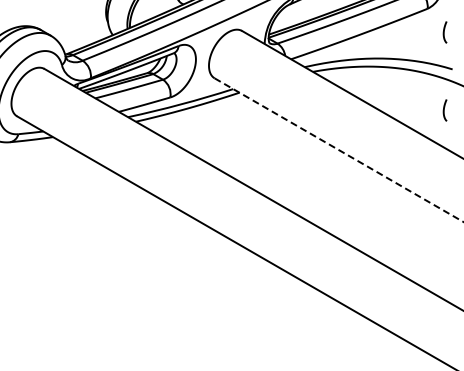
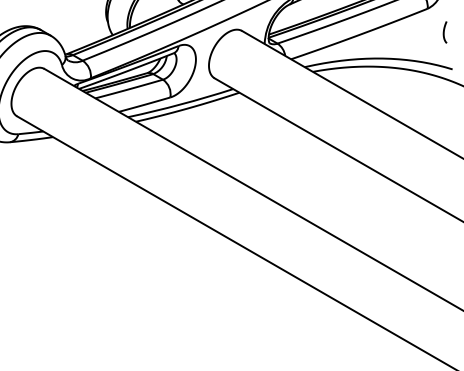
curve: present -> none (444, 110)
line: dashed -> solid (339, 150)
